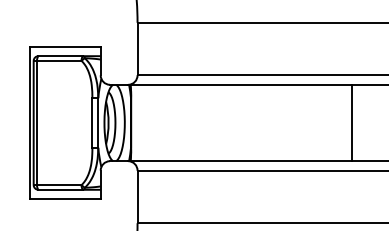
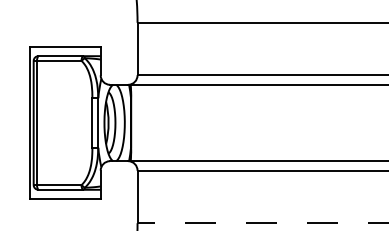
line: present -> none (352, 122)
line: solid -> dashed (262, 223)
